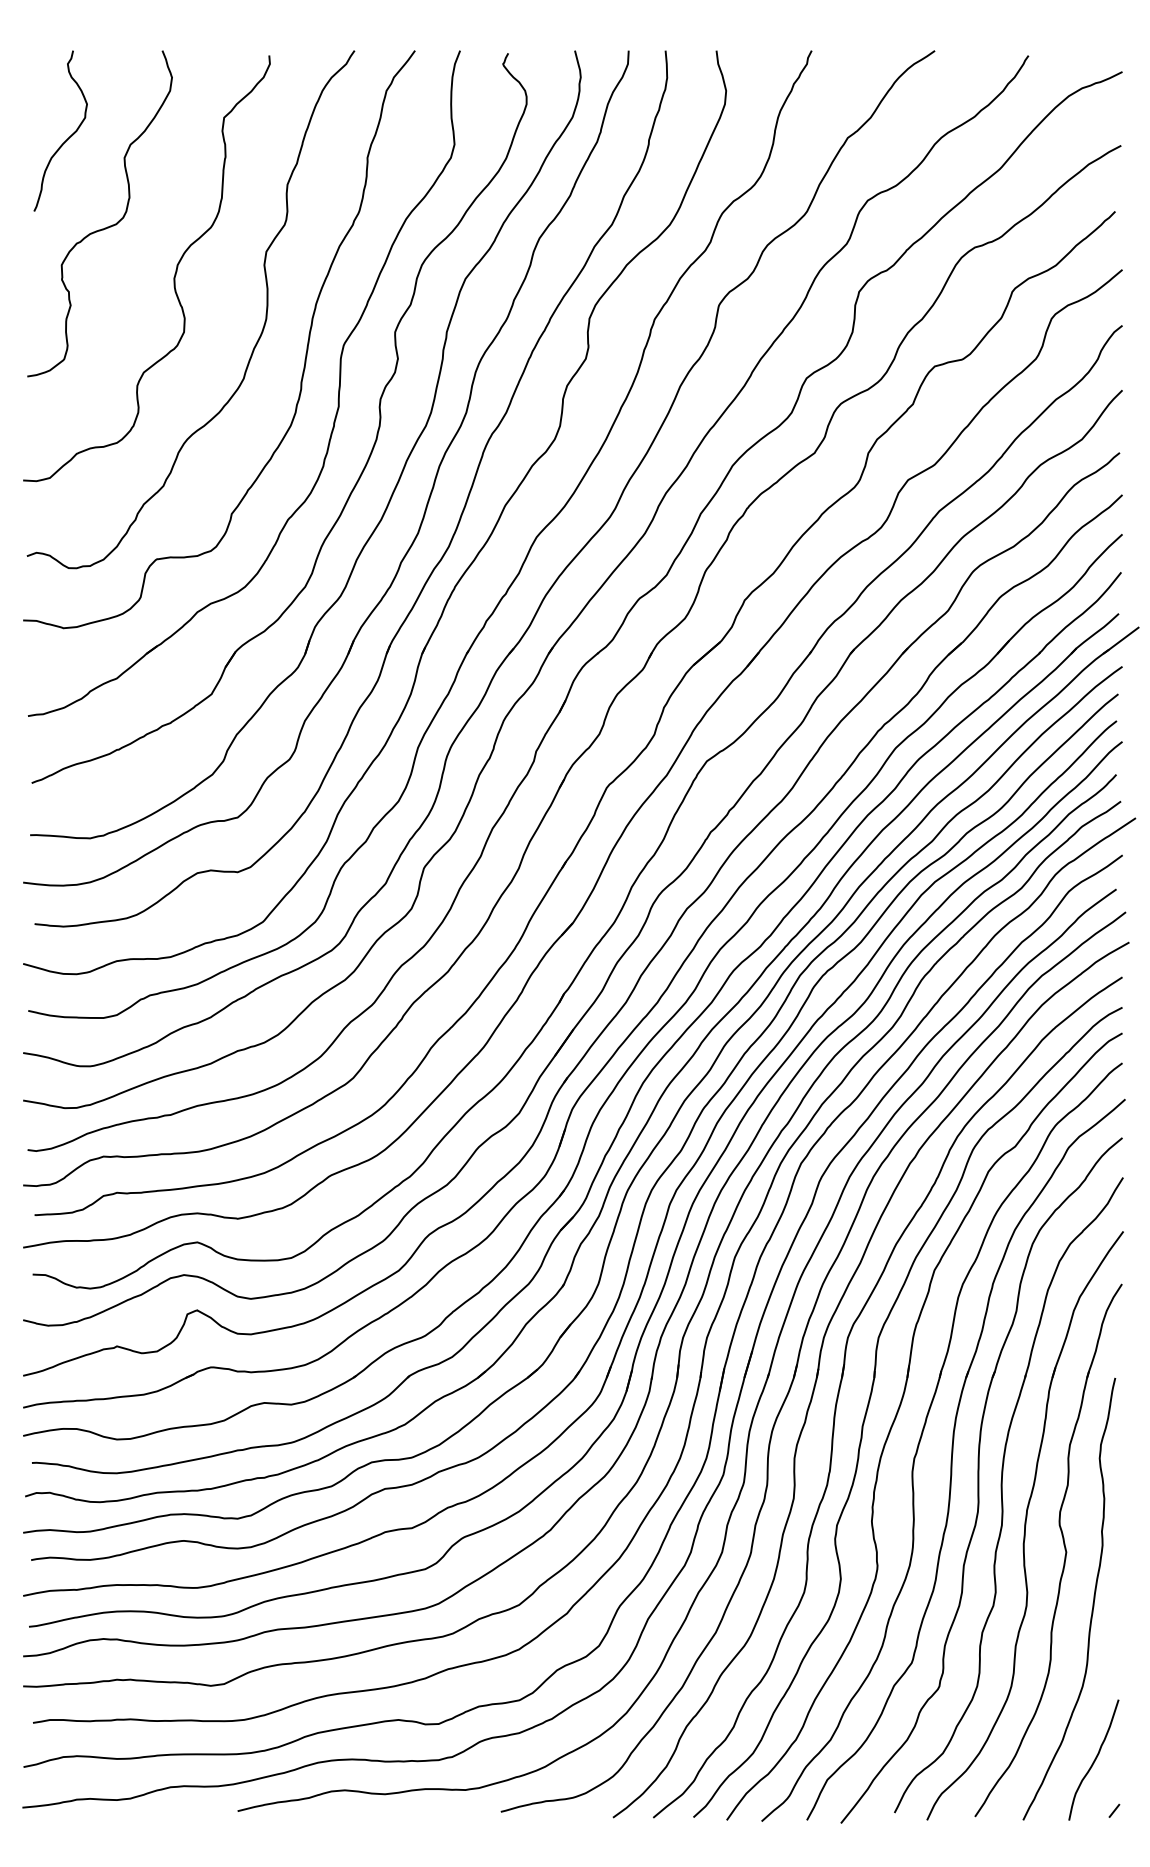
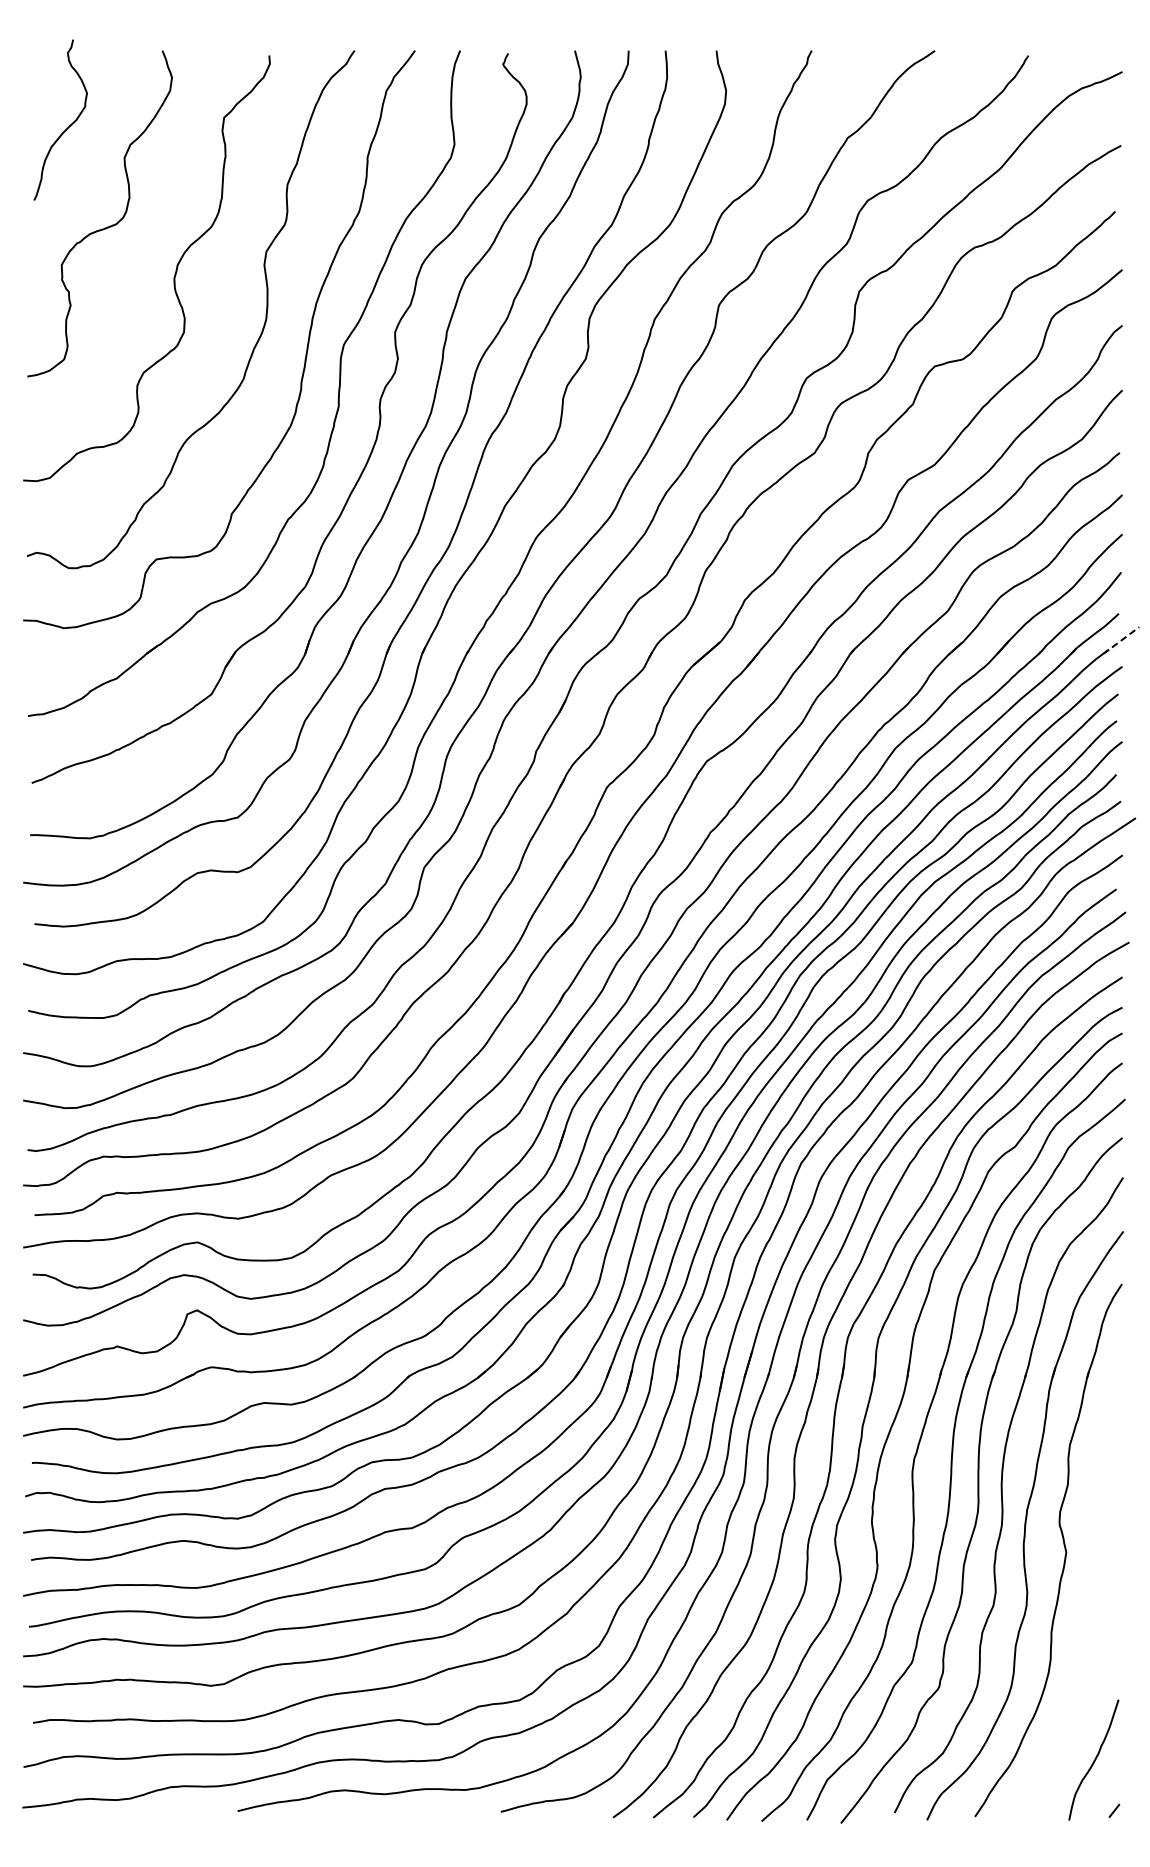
curve position: (68, 137) -> (68, 126) (68, 126)
line: solid -> dashed (1121, 640)
curve: present -> none (1092, 1602)
